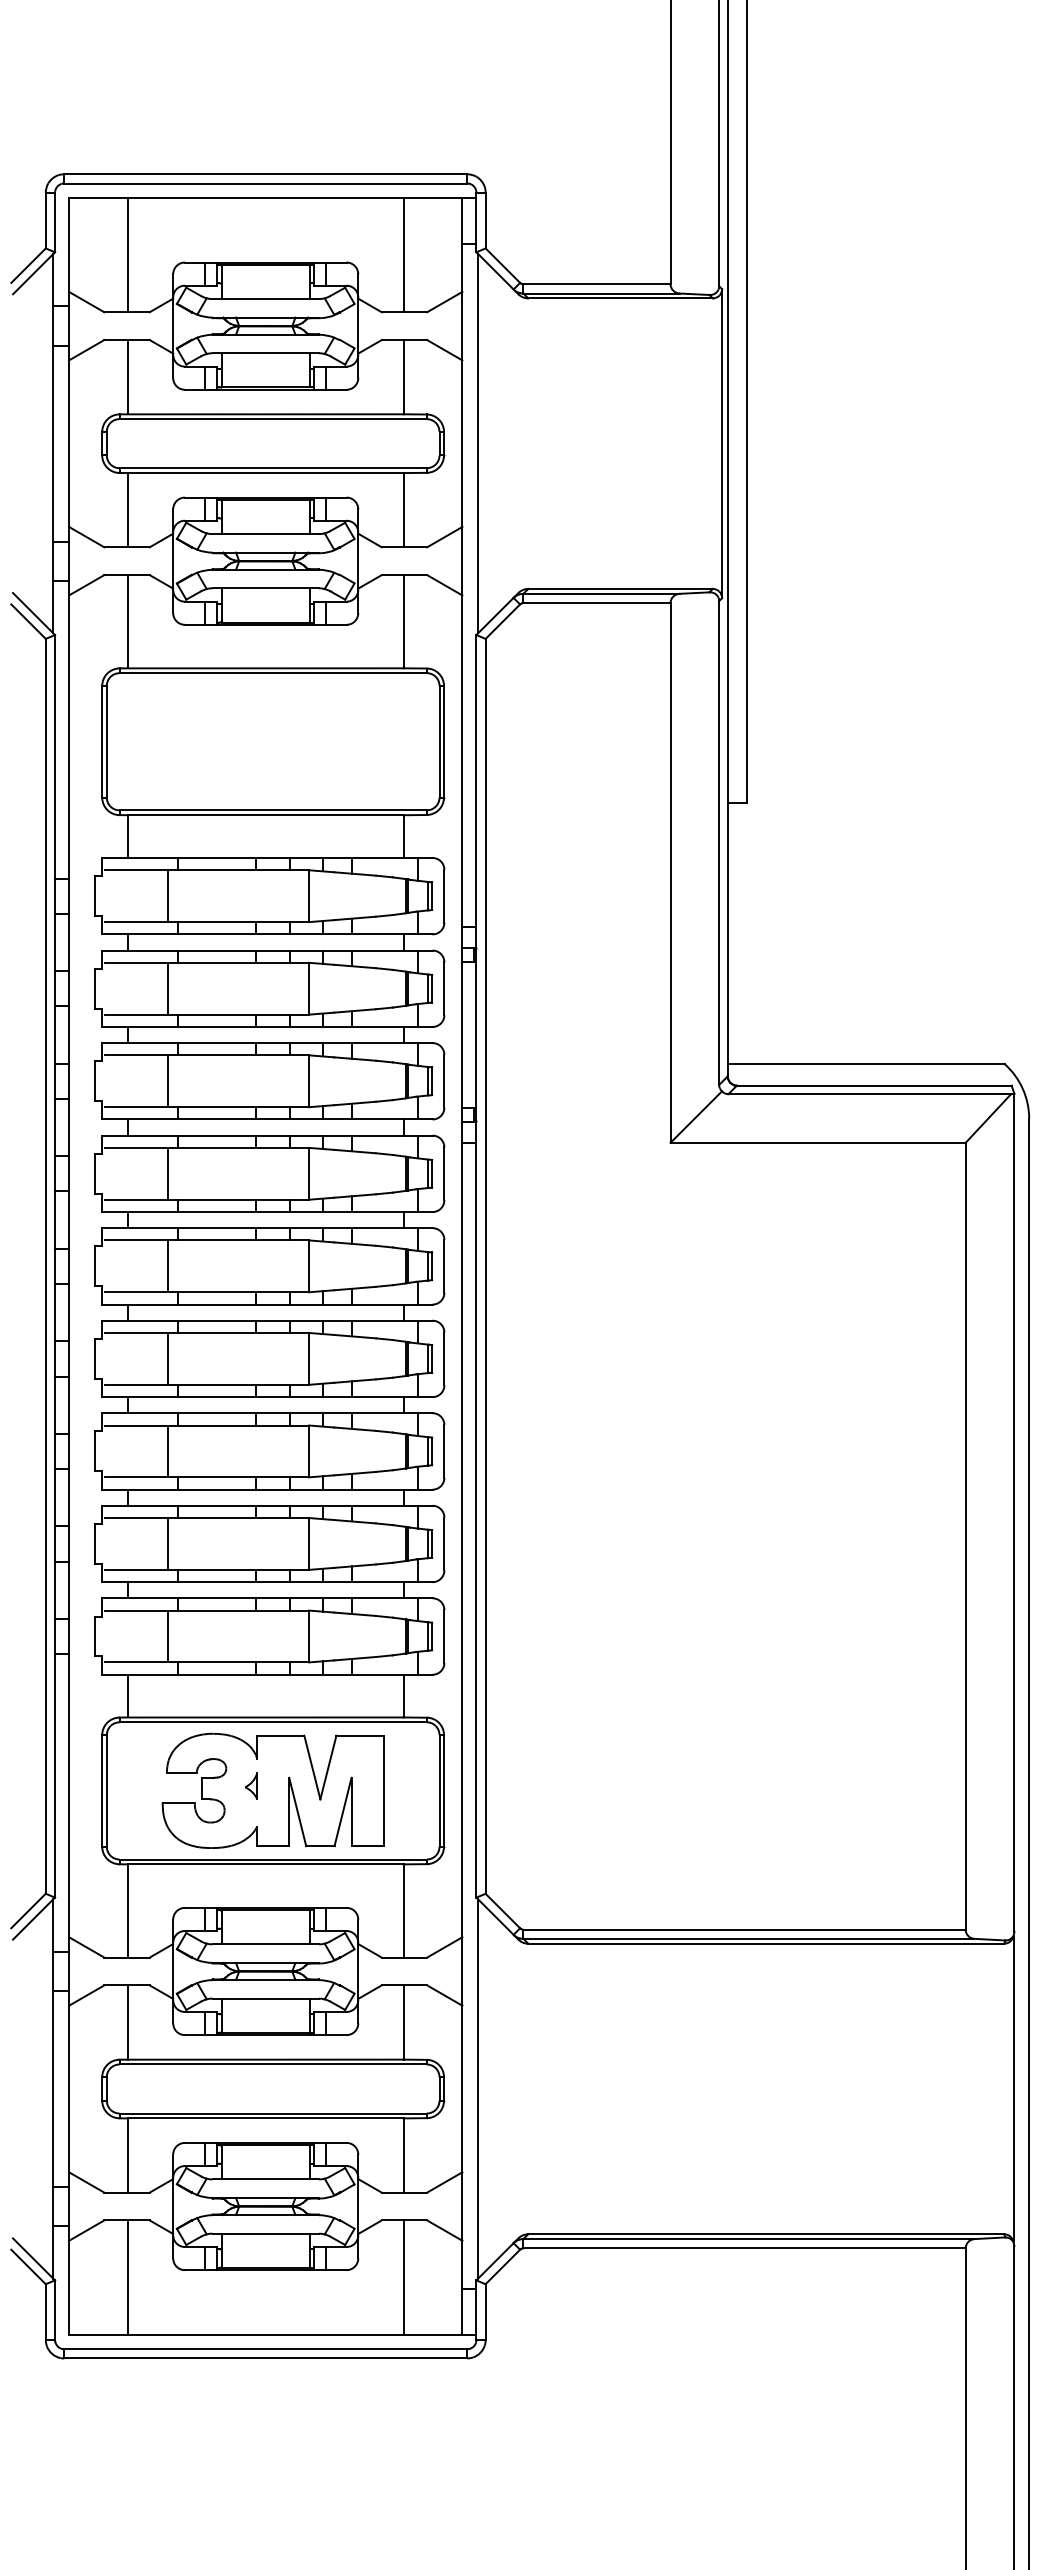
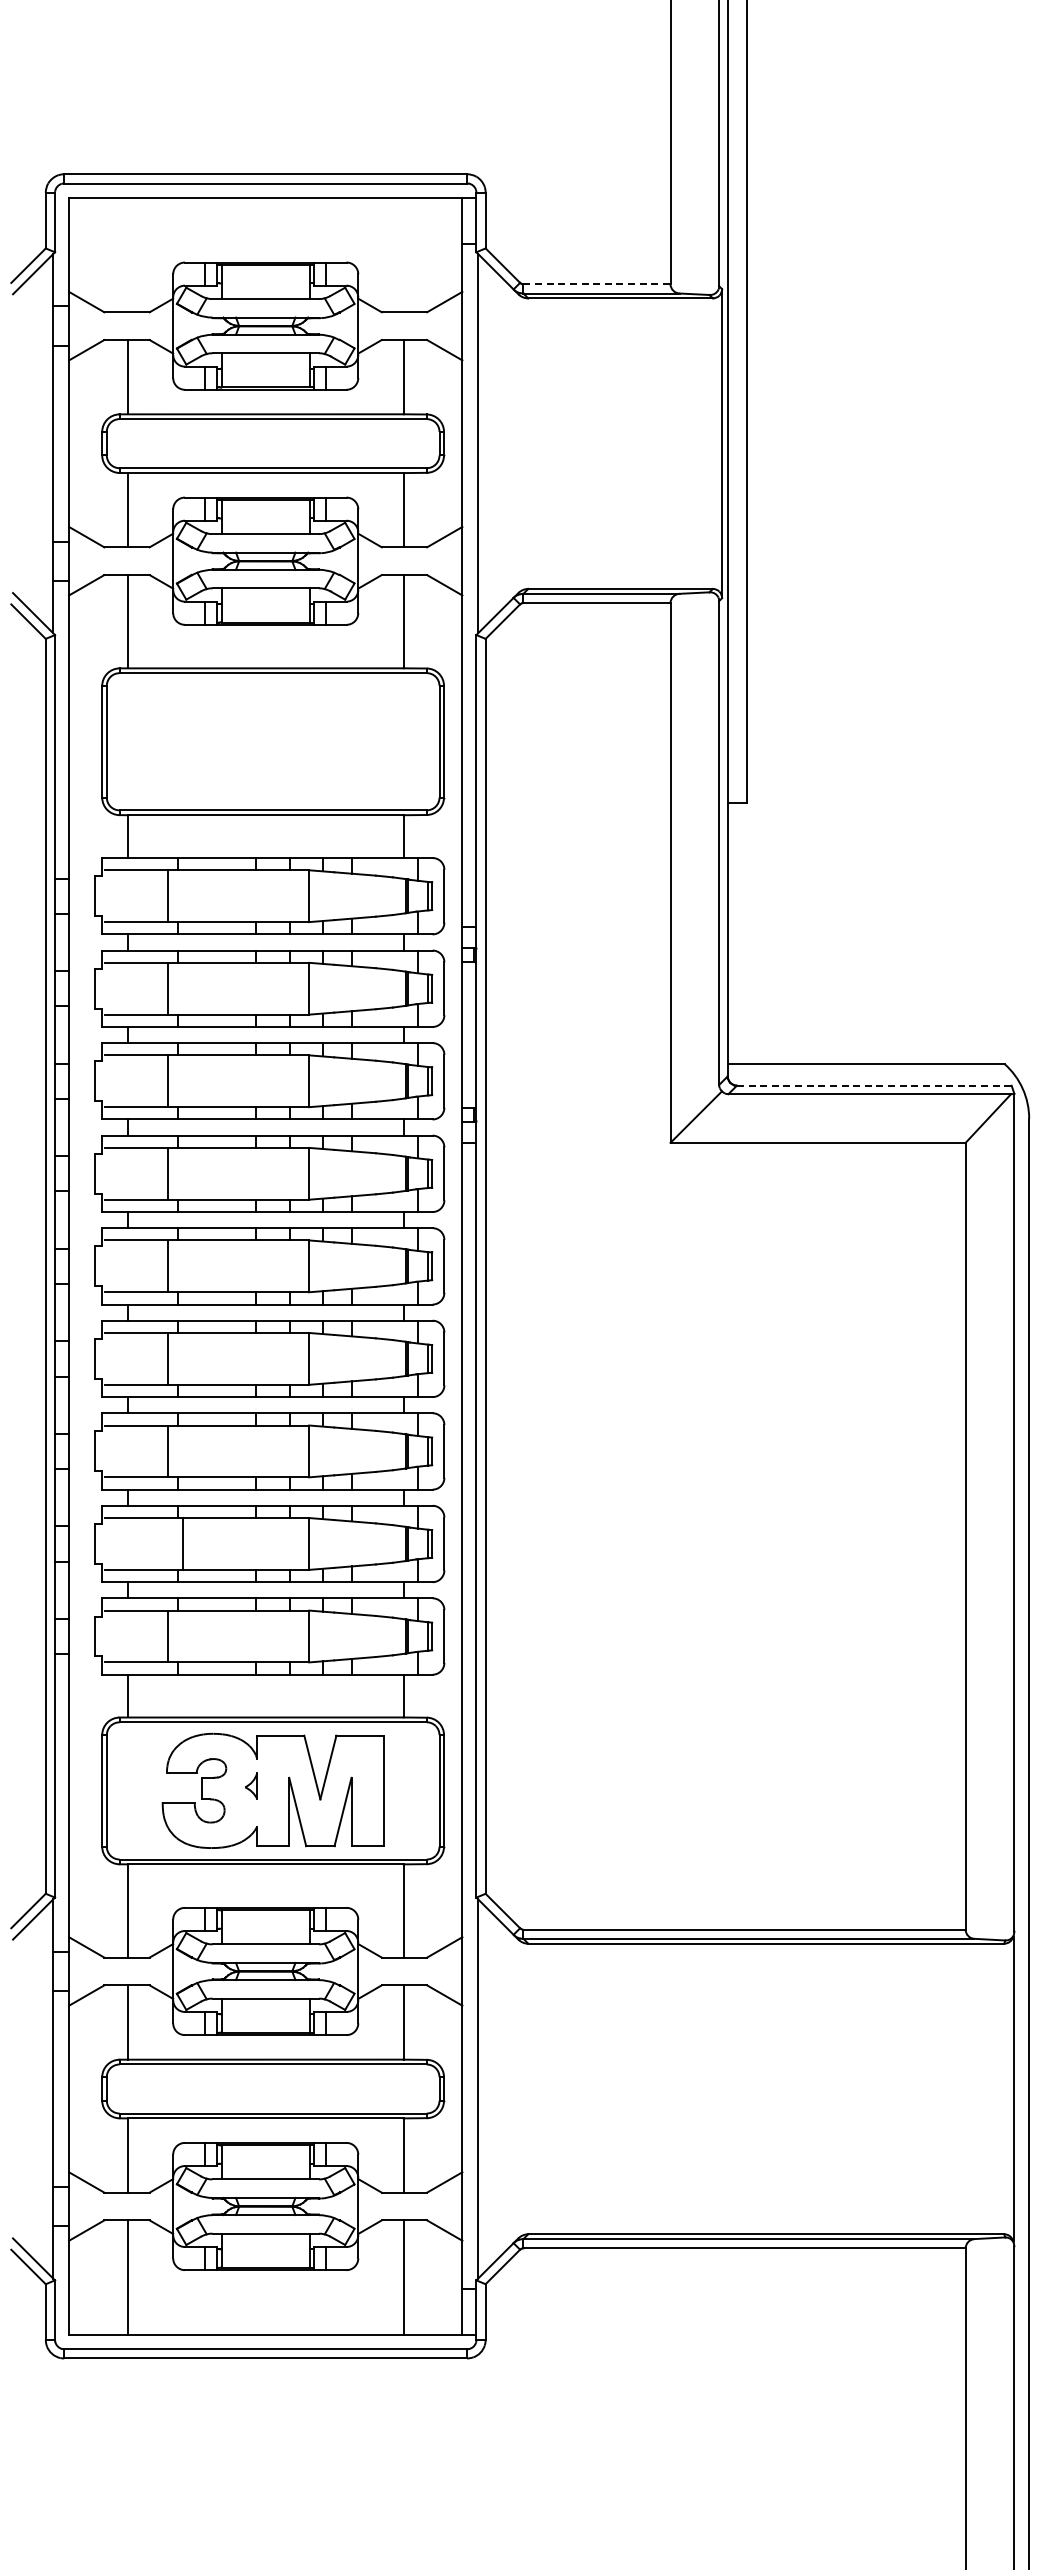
line: present -> none (127, 254)
line: present -> none (403, 254)
line: solid -> dashed (596, 284)
line: solid -> dashed (874, 1085)
line position: (168, 1543) -> (183, 1543) (183, 1543)
